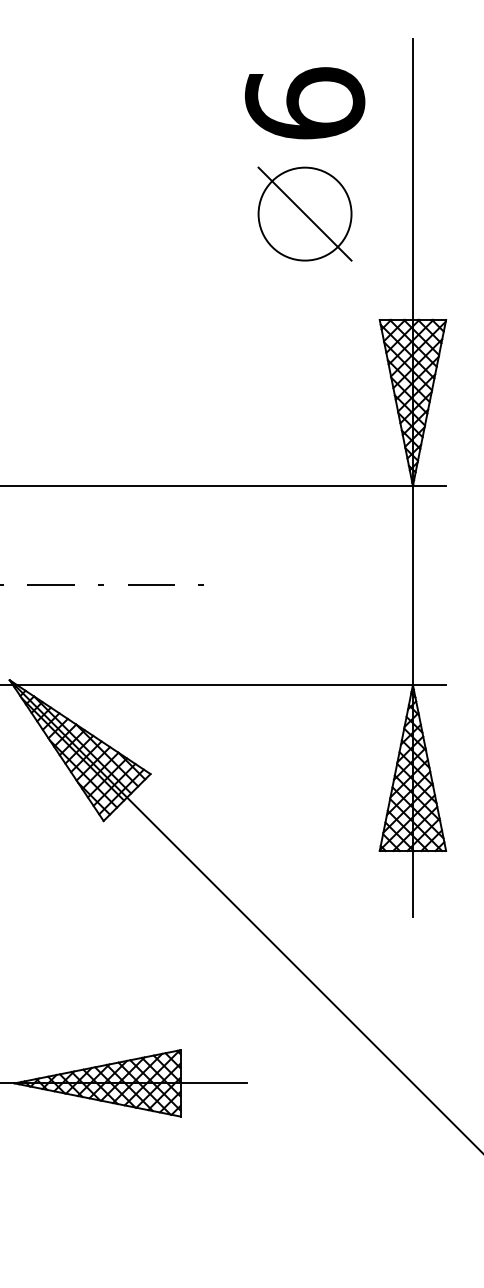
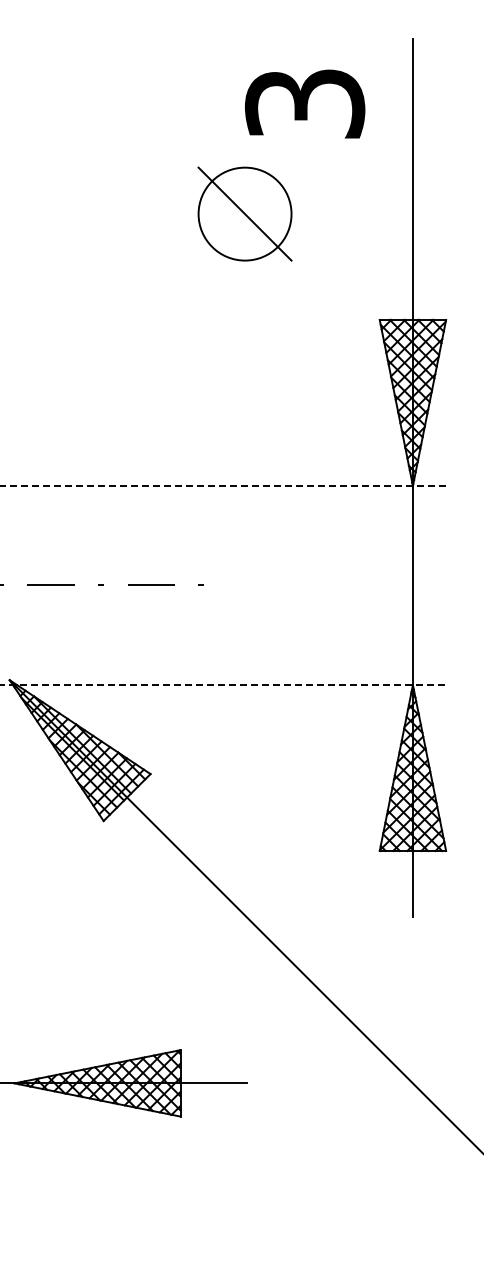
text: 6 -> 3 (304, 103)
part position: (304, 213) -> (244, 213) (244, 213)
line: solid -> dashed (222, 485)
line: solid -> dashed (223, 685)
